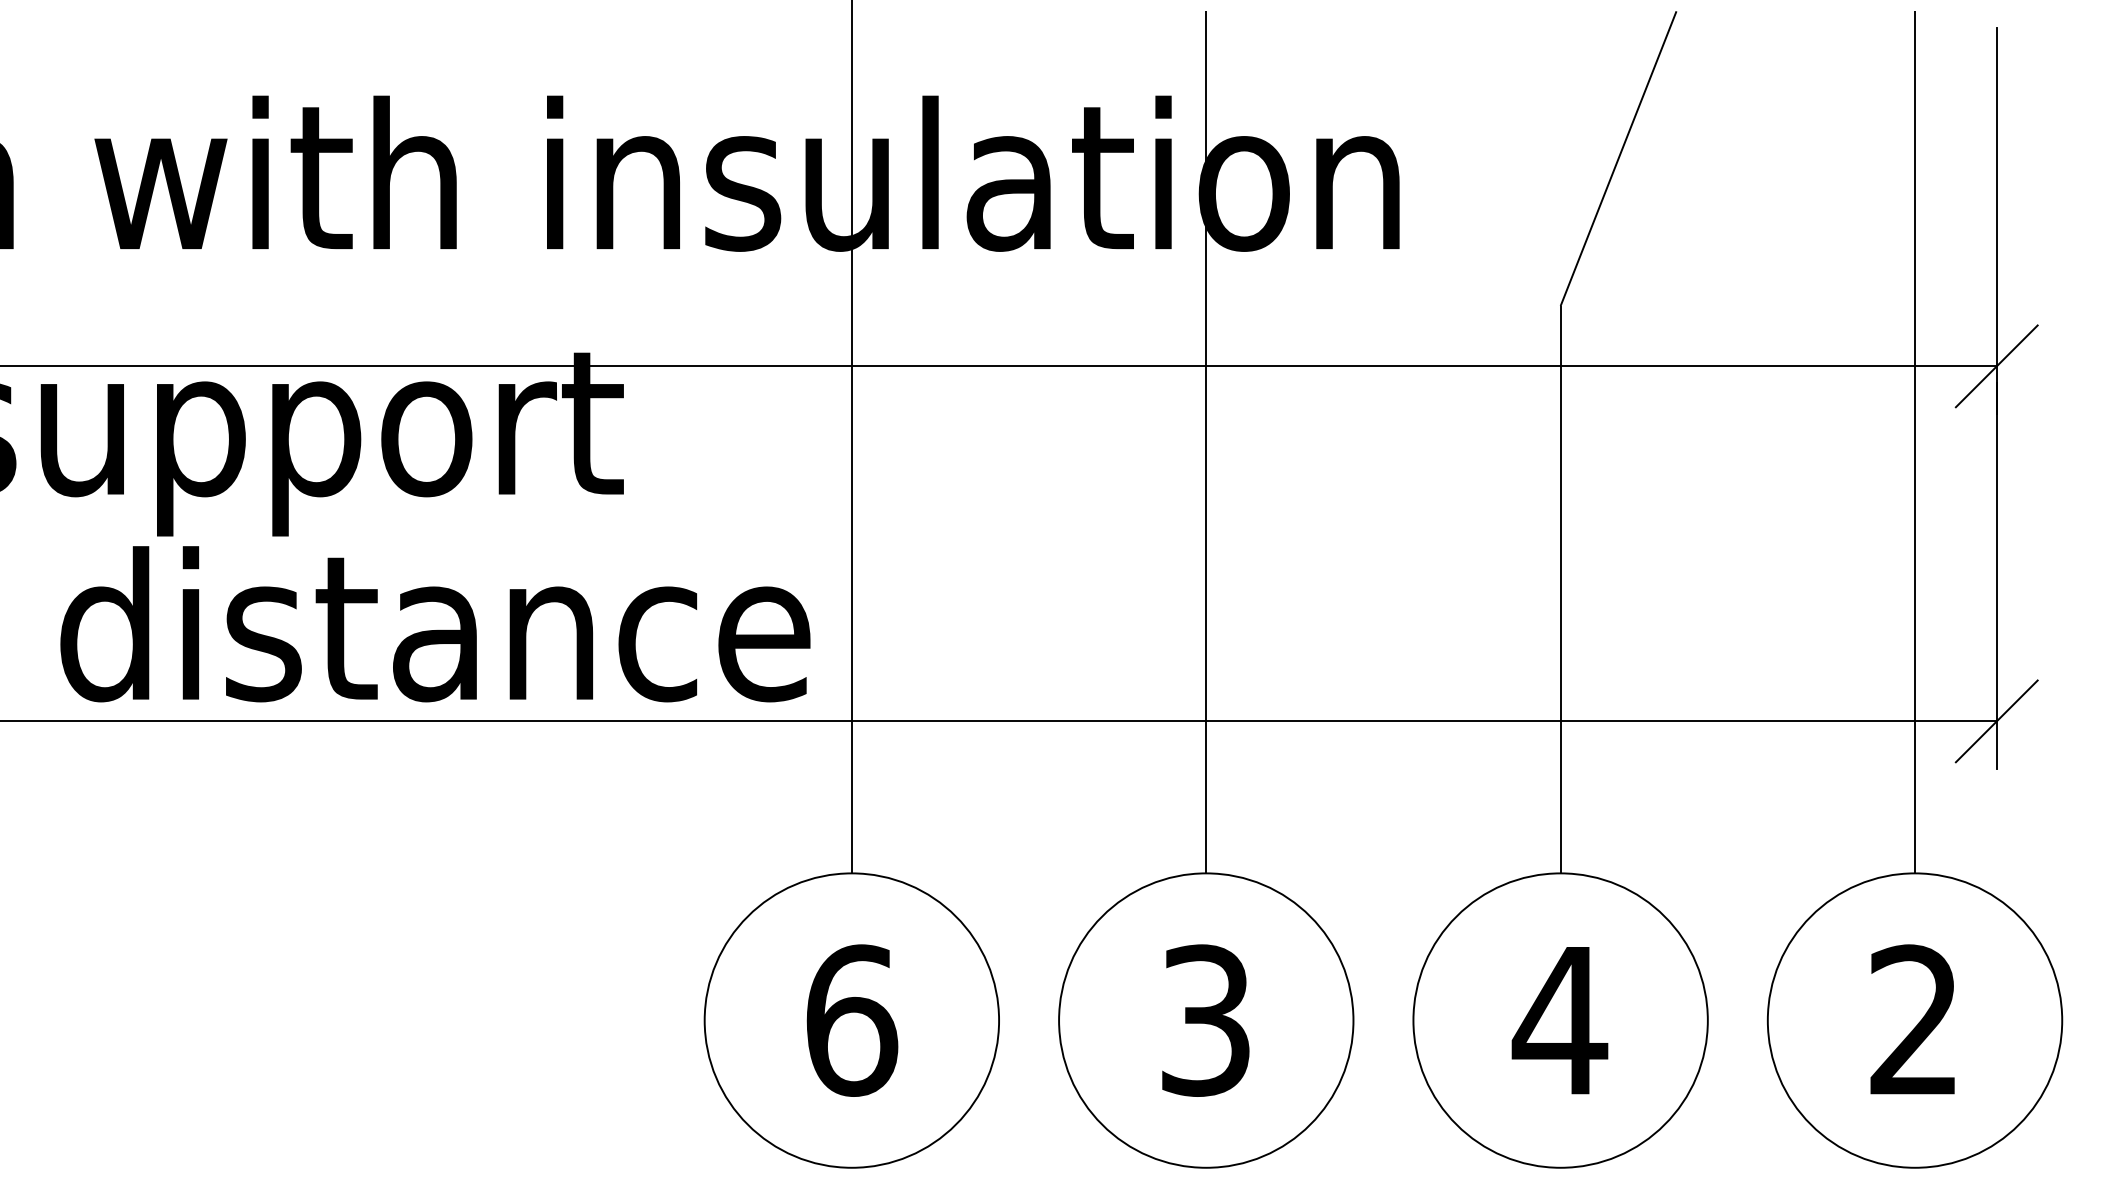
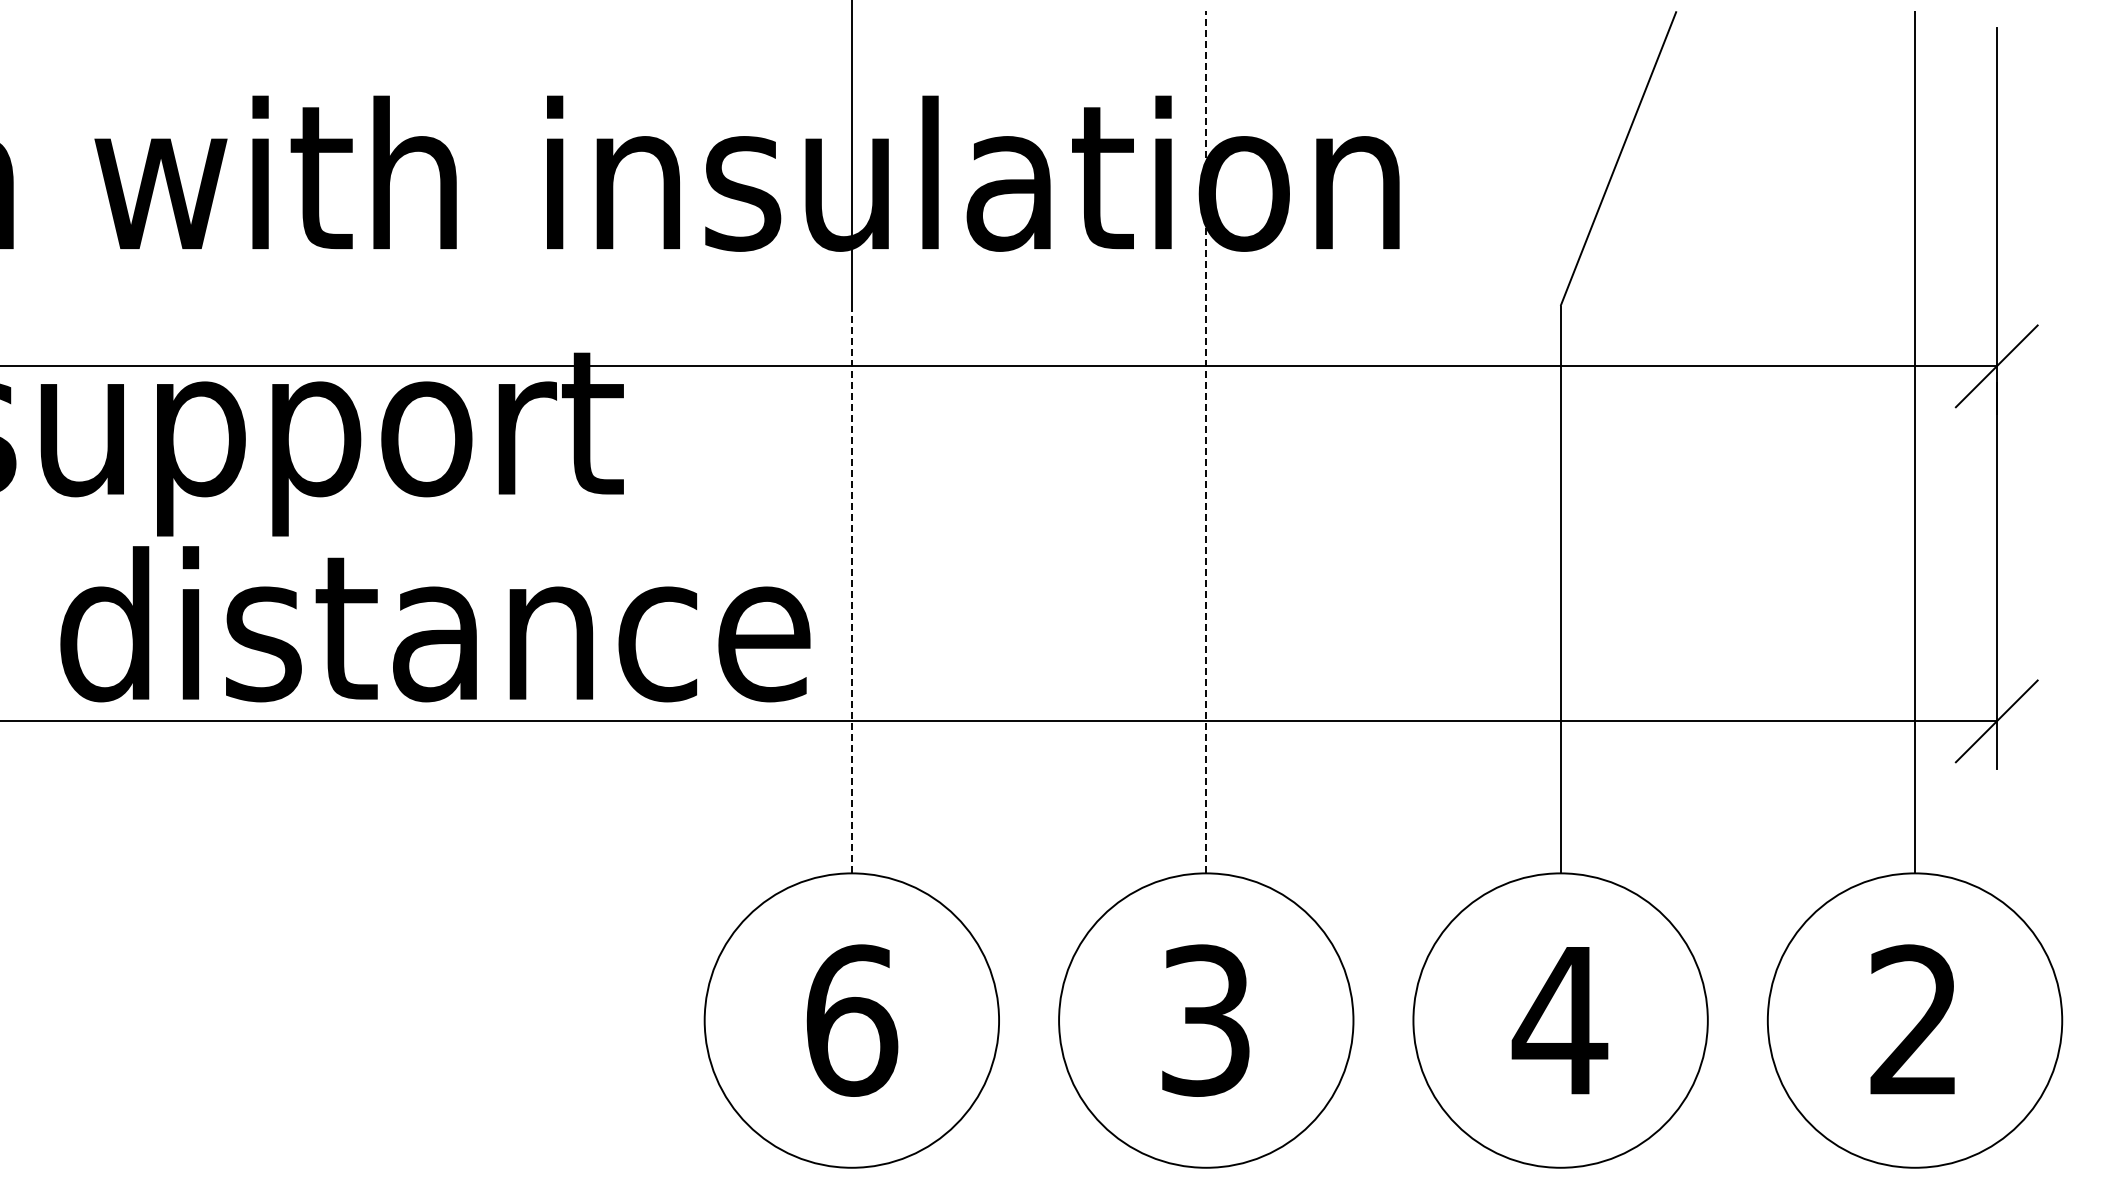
line: solid -> dashed (1206, 441)
line: solid -> dashed (851, 589)
